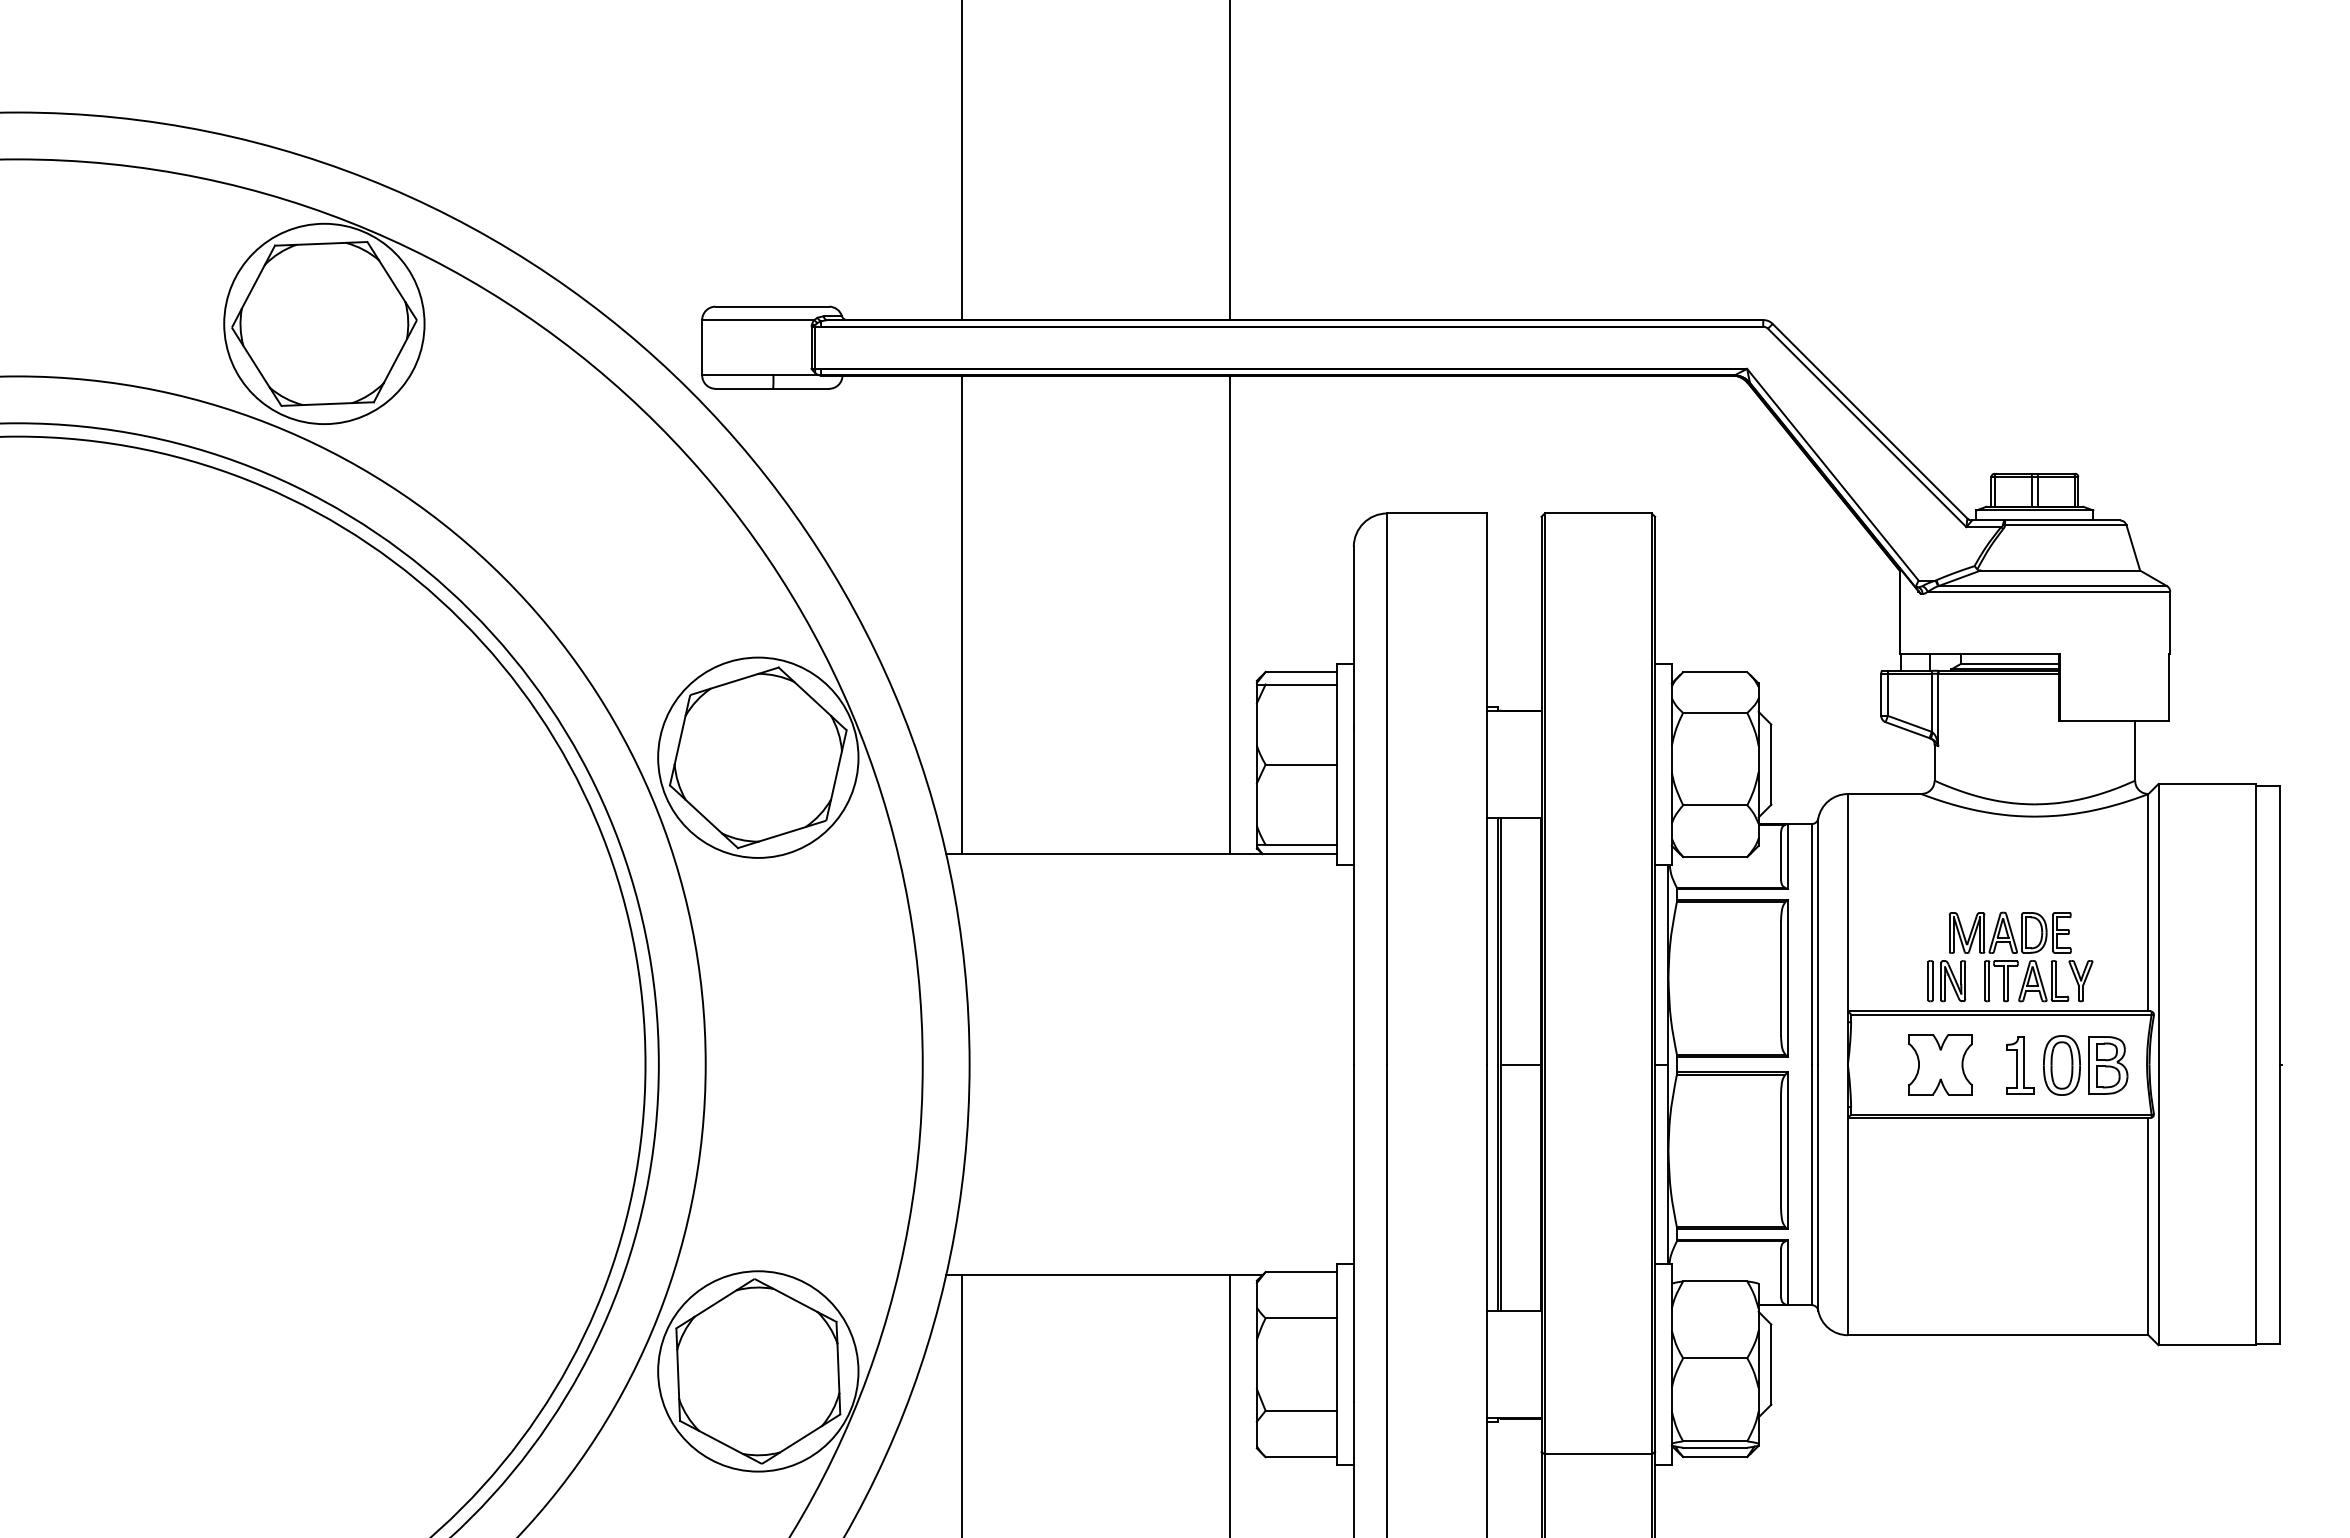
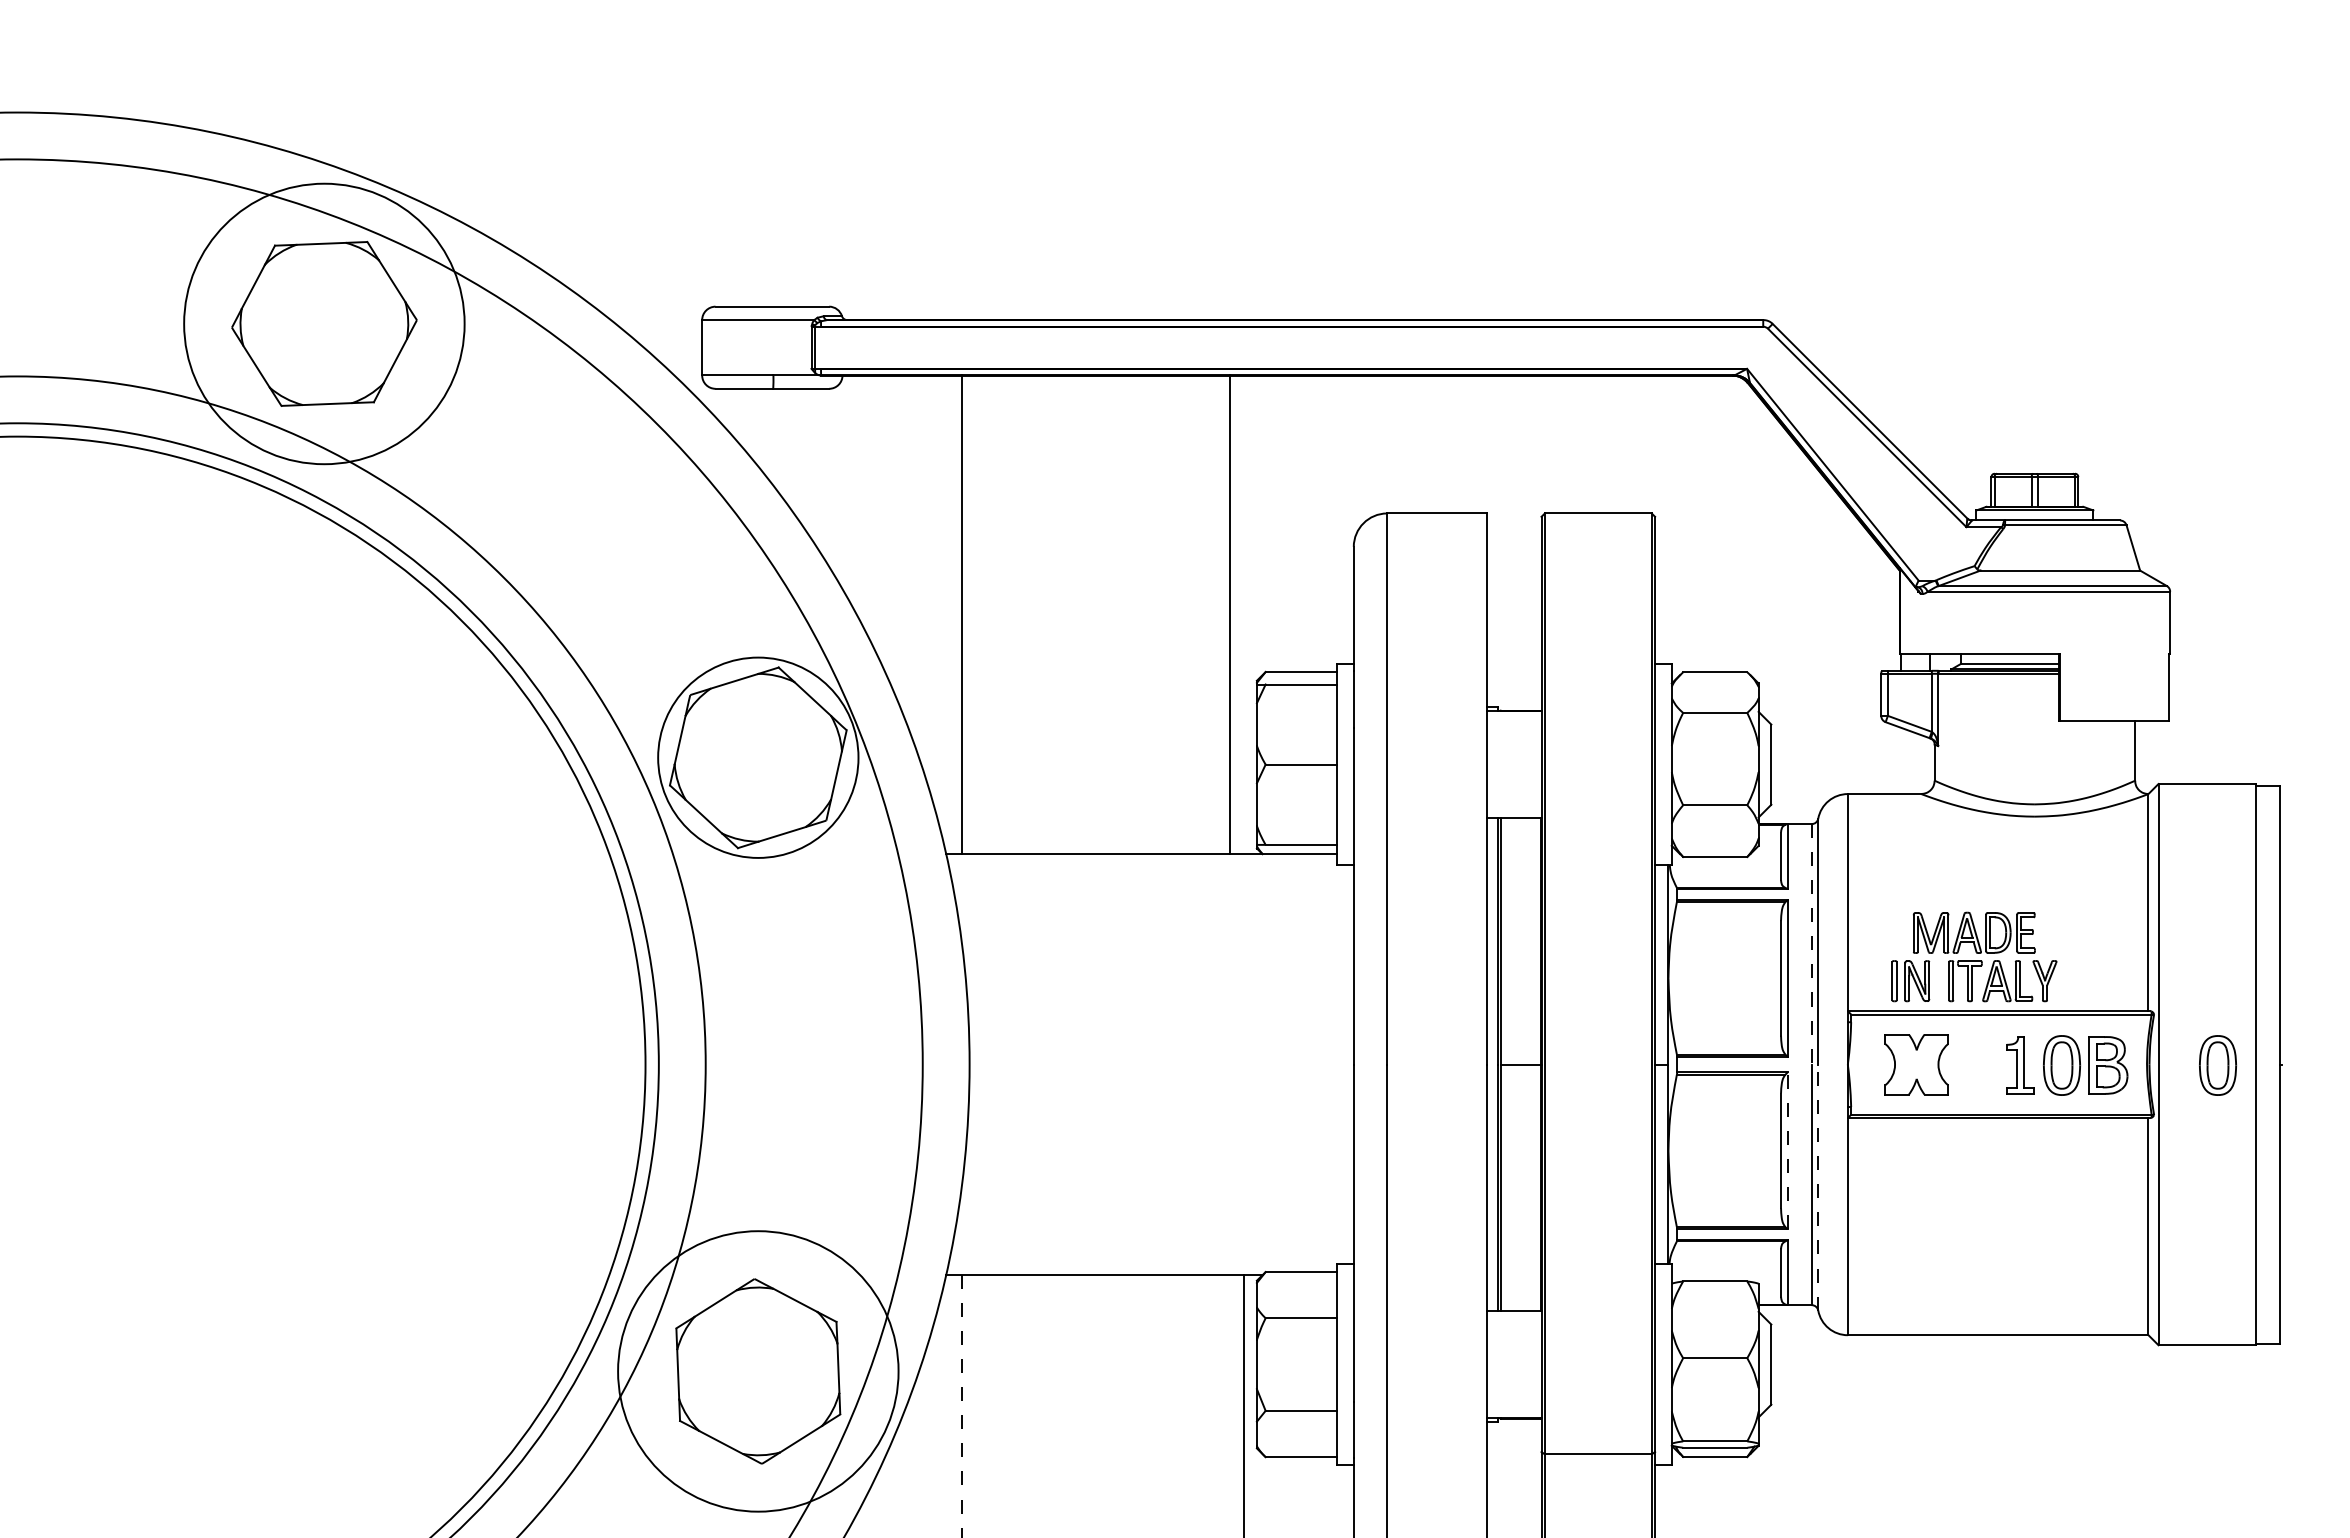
line: present -> none (962, 161)
line: present -> none (1229, 161)
circle diameter: 200 px -> 280 px (324, 323)
line: solid -> dashed (1811, 944)
part position: (2010, 956) -> (1974, 956) (1974, 956)
part position: (1940, 1064) -> (1916, 1064) (1916, 1064)
part: none -> present (2217, 1065)
line: solid -> dashed (1787, 1150)
line: solid -> dashed (1818, 1187)
circle diameter: 200 px -> 280 px (758, 1371)
line position: (1229, 1404) -> (1243, 1404) (1243, 1404)
line: solid -> dashed (962, 1406)
